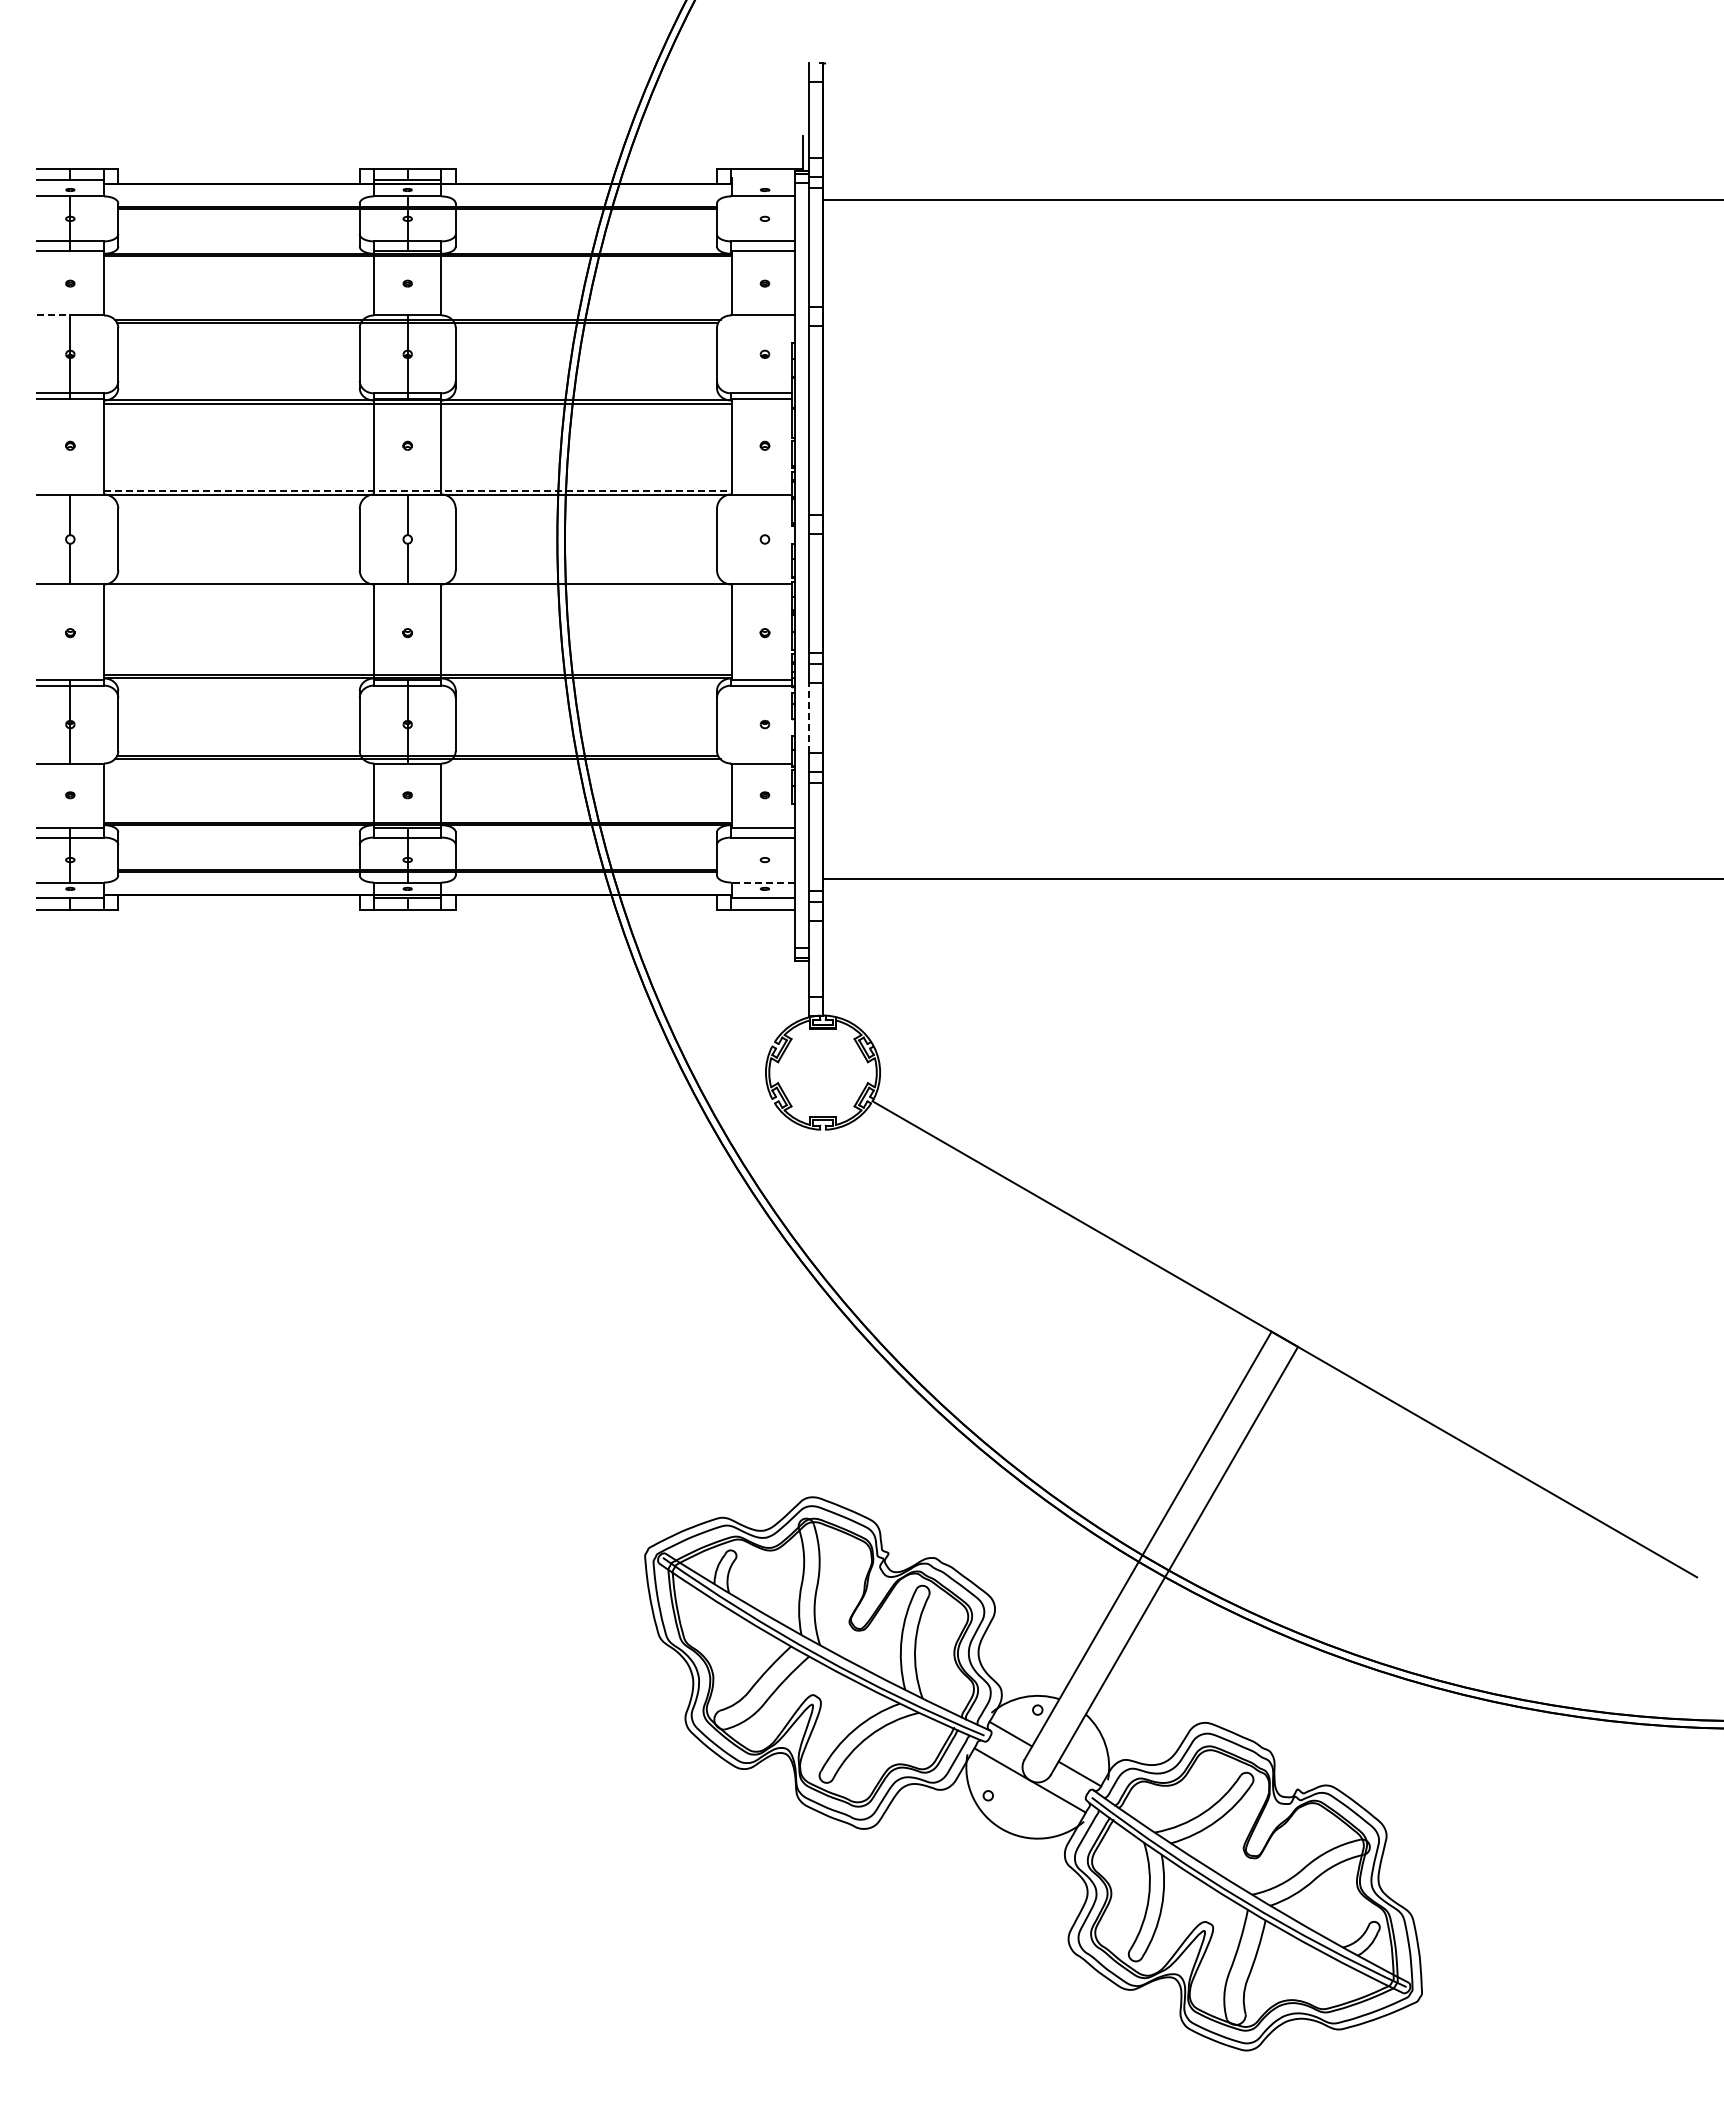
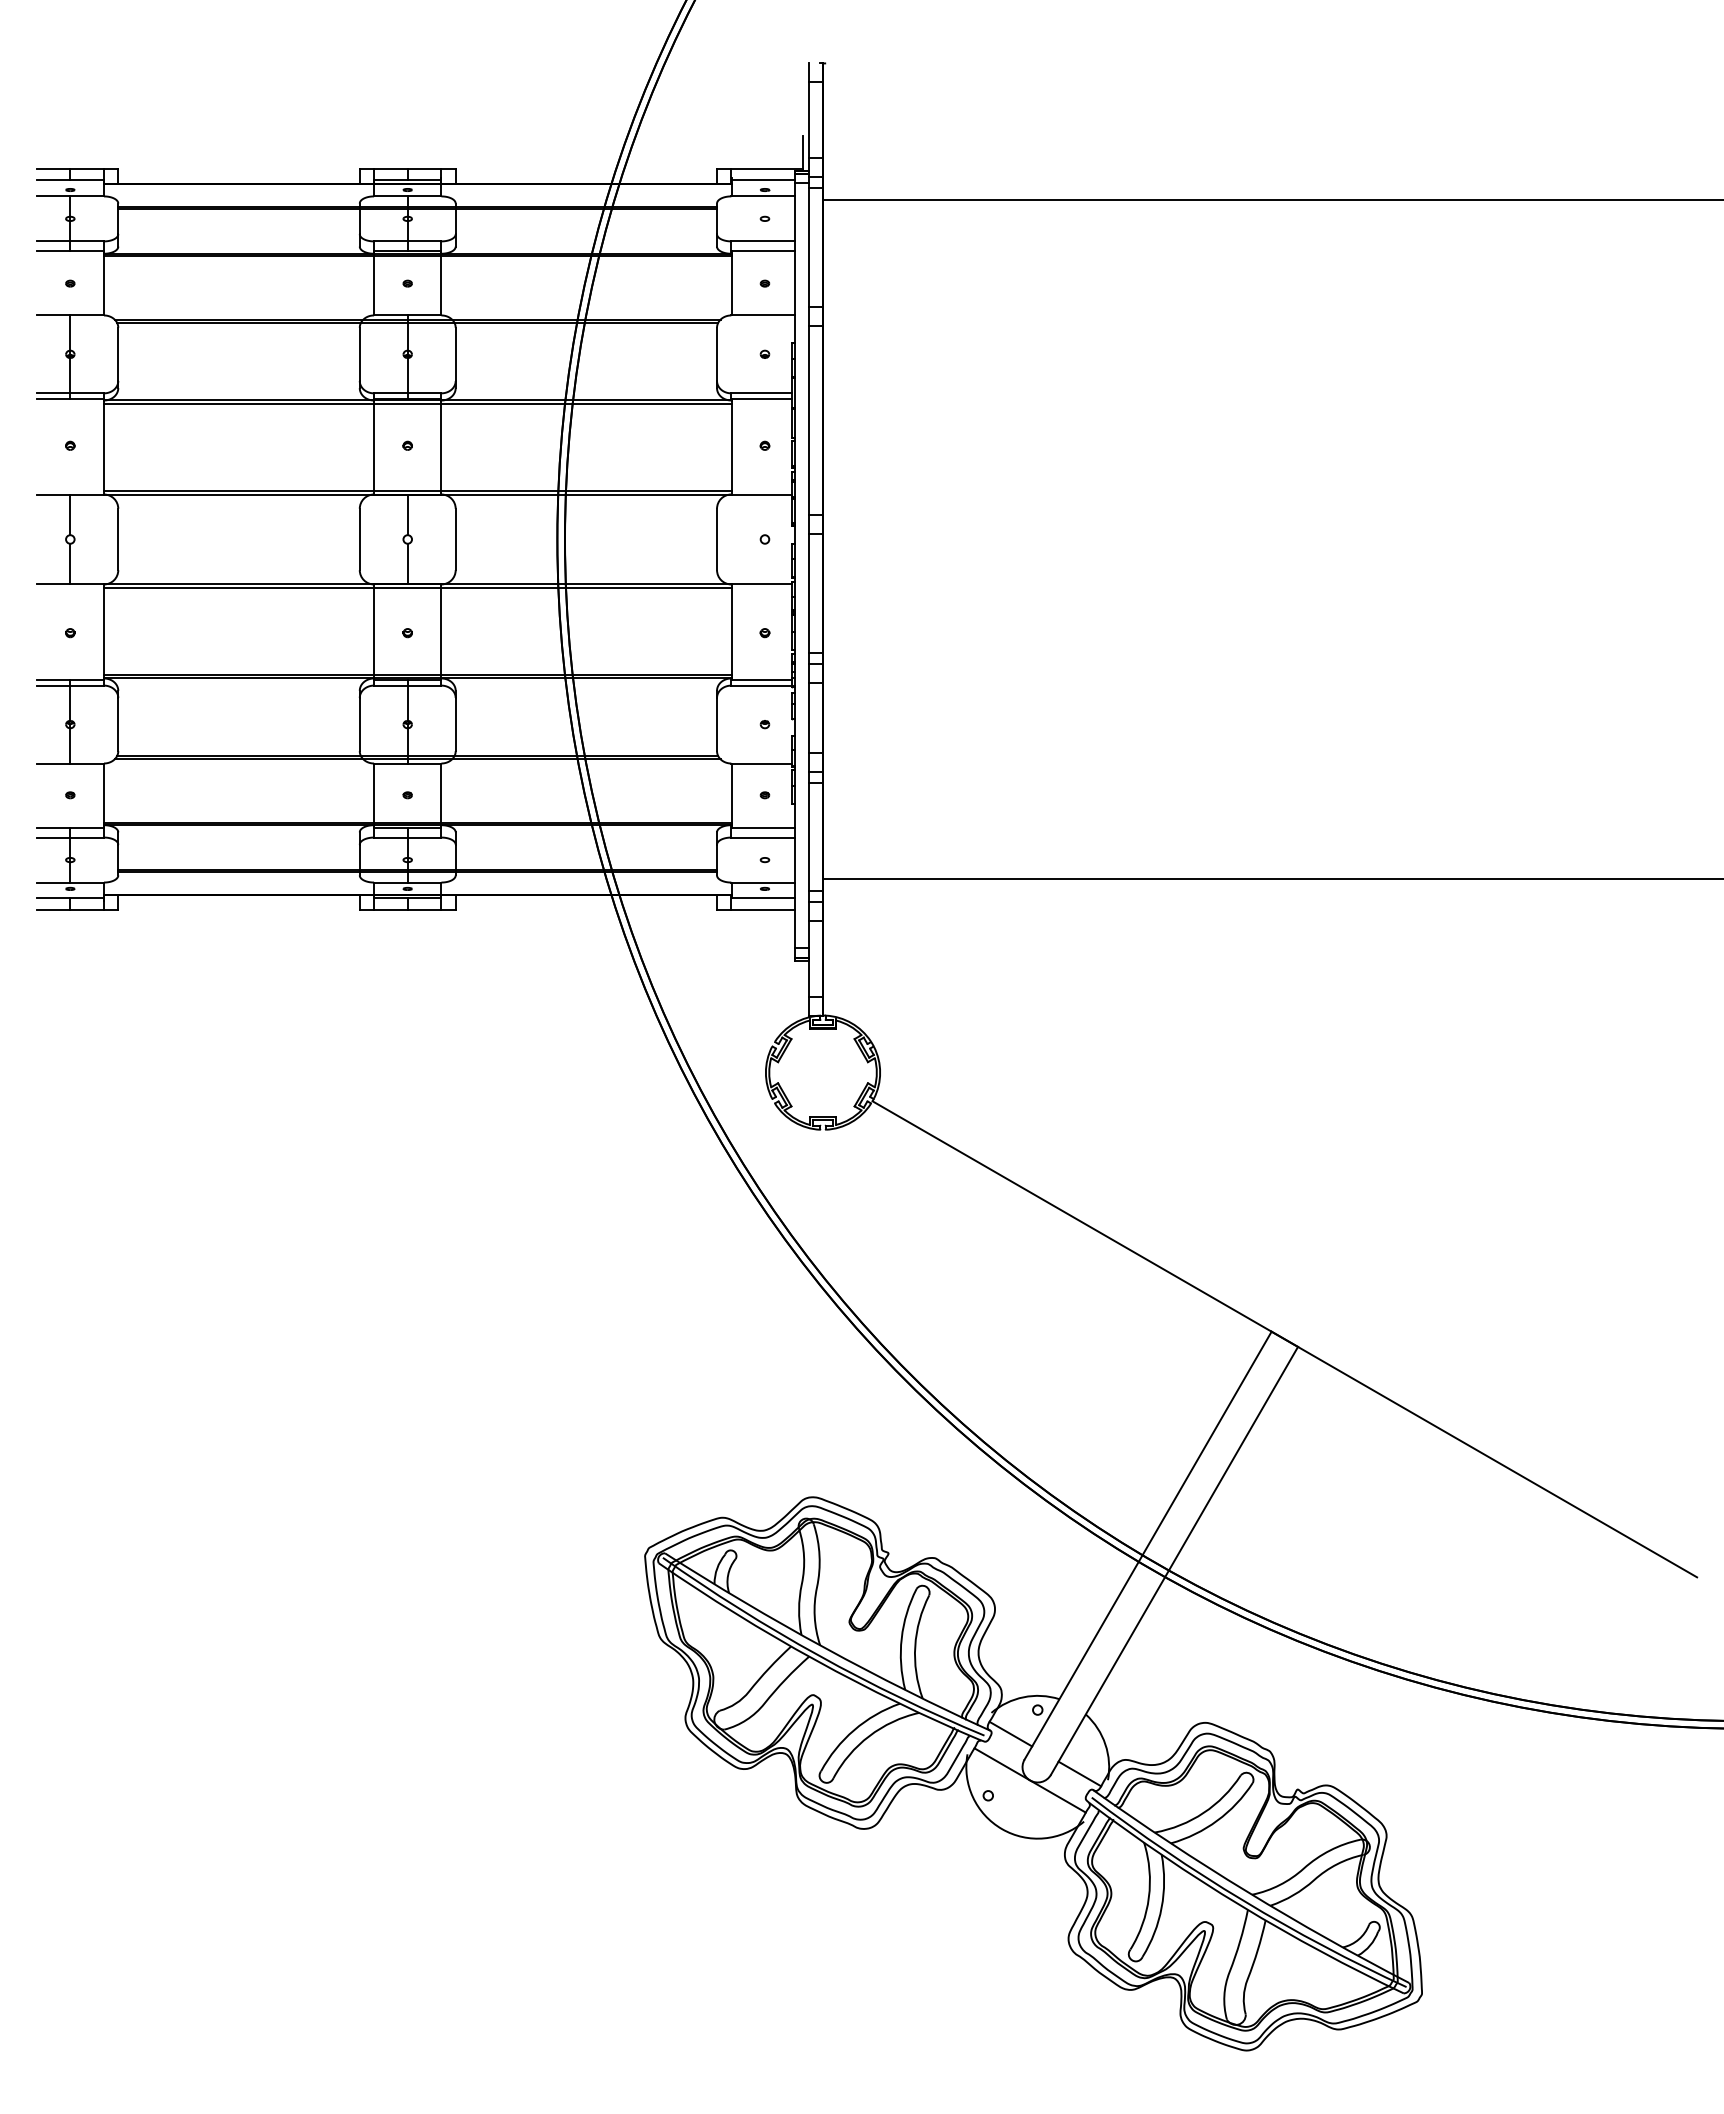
line: none -> present (762, 180)
line: dashed -> solid (53, 315)
line: dashed -> solid (418, 490)
line: none -> present (417, 588)
line: dashed -> solid (808, 718)
line: dashed -> solid (762, 882)
